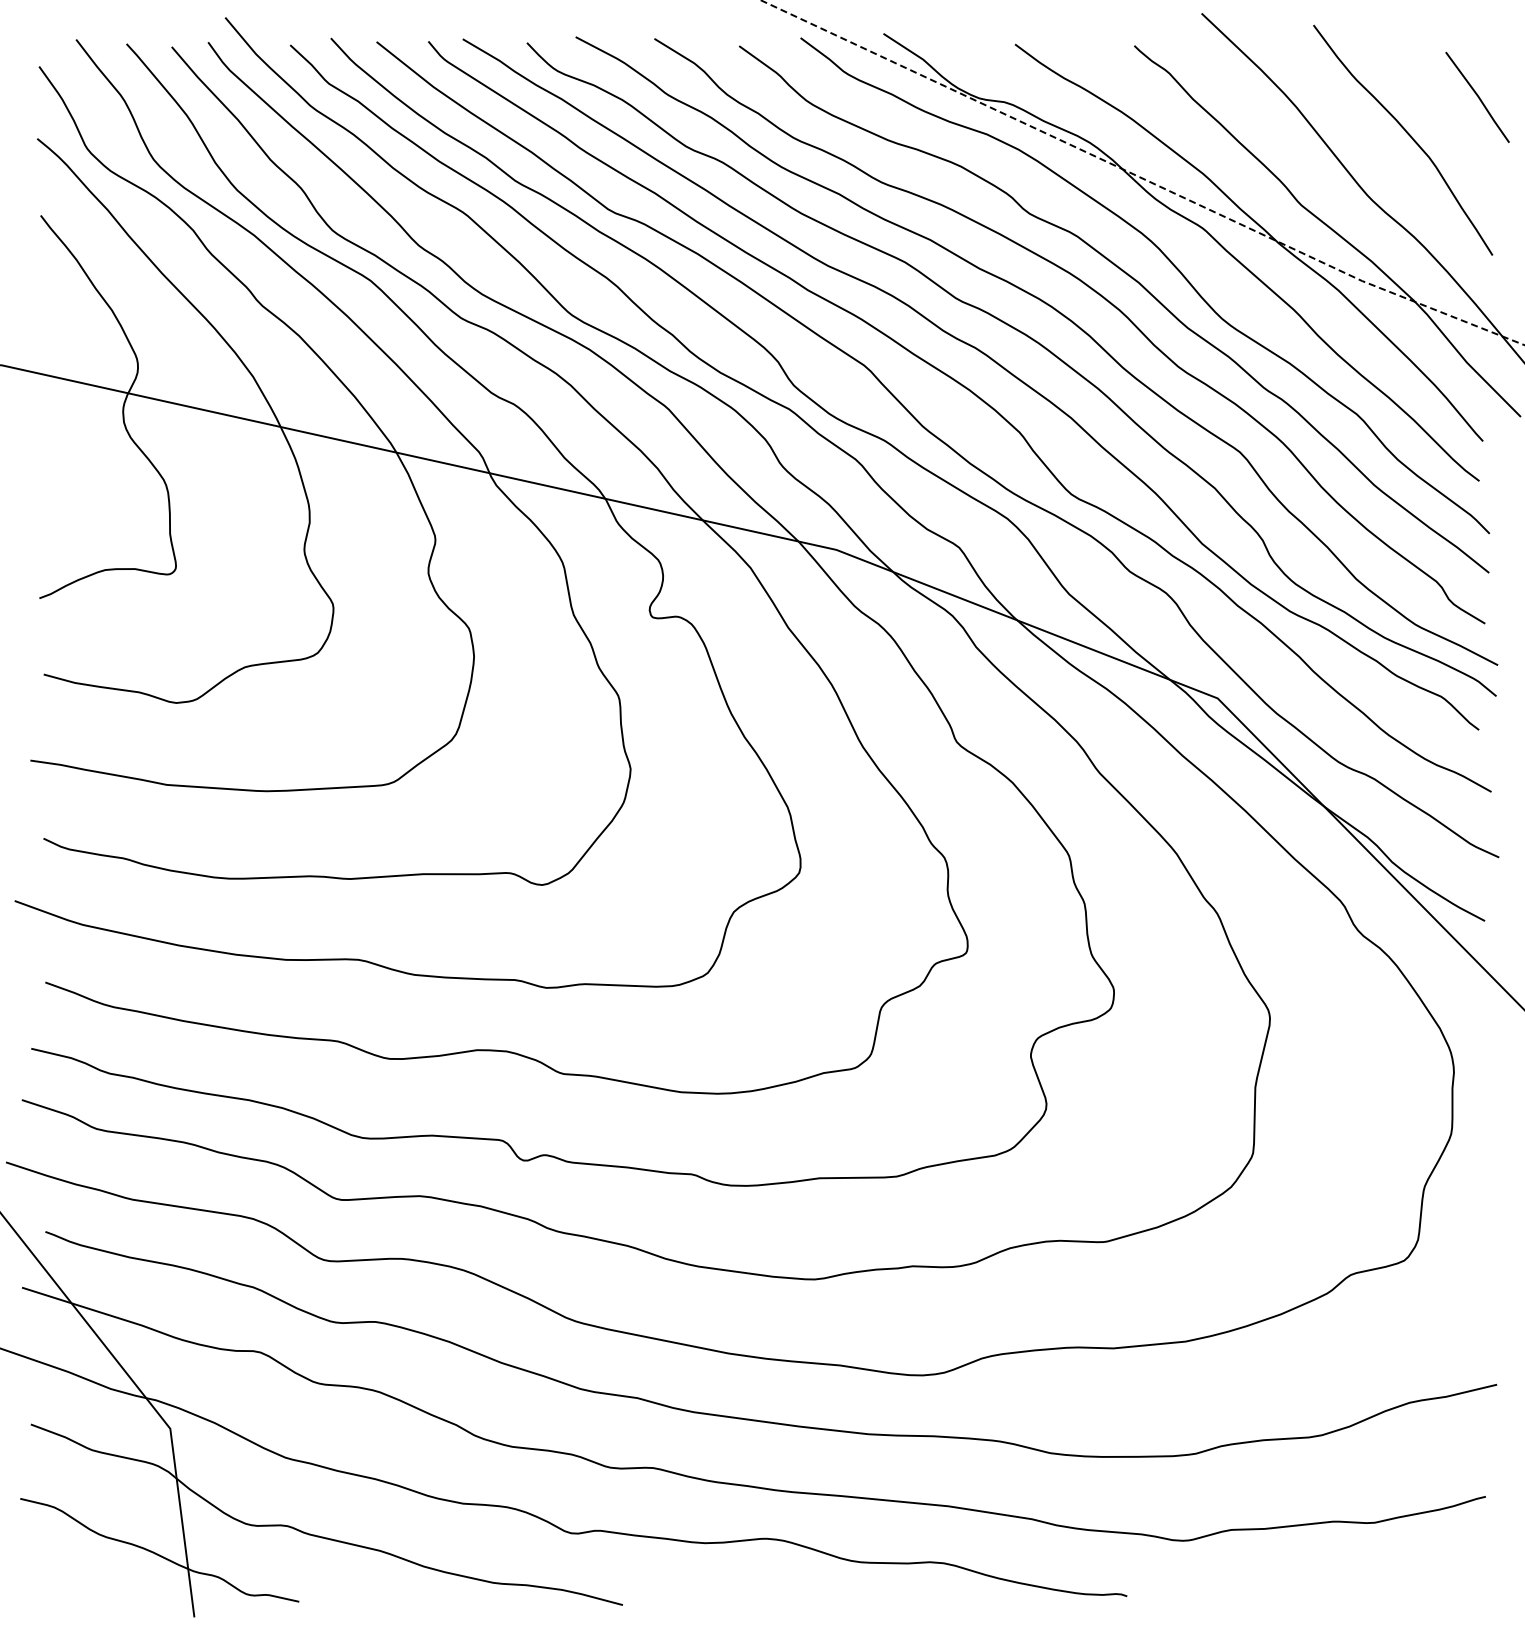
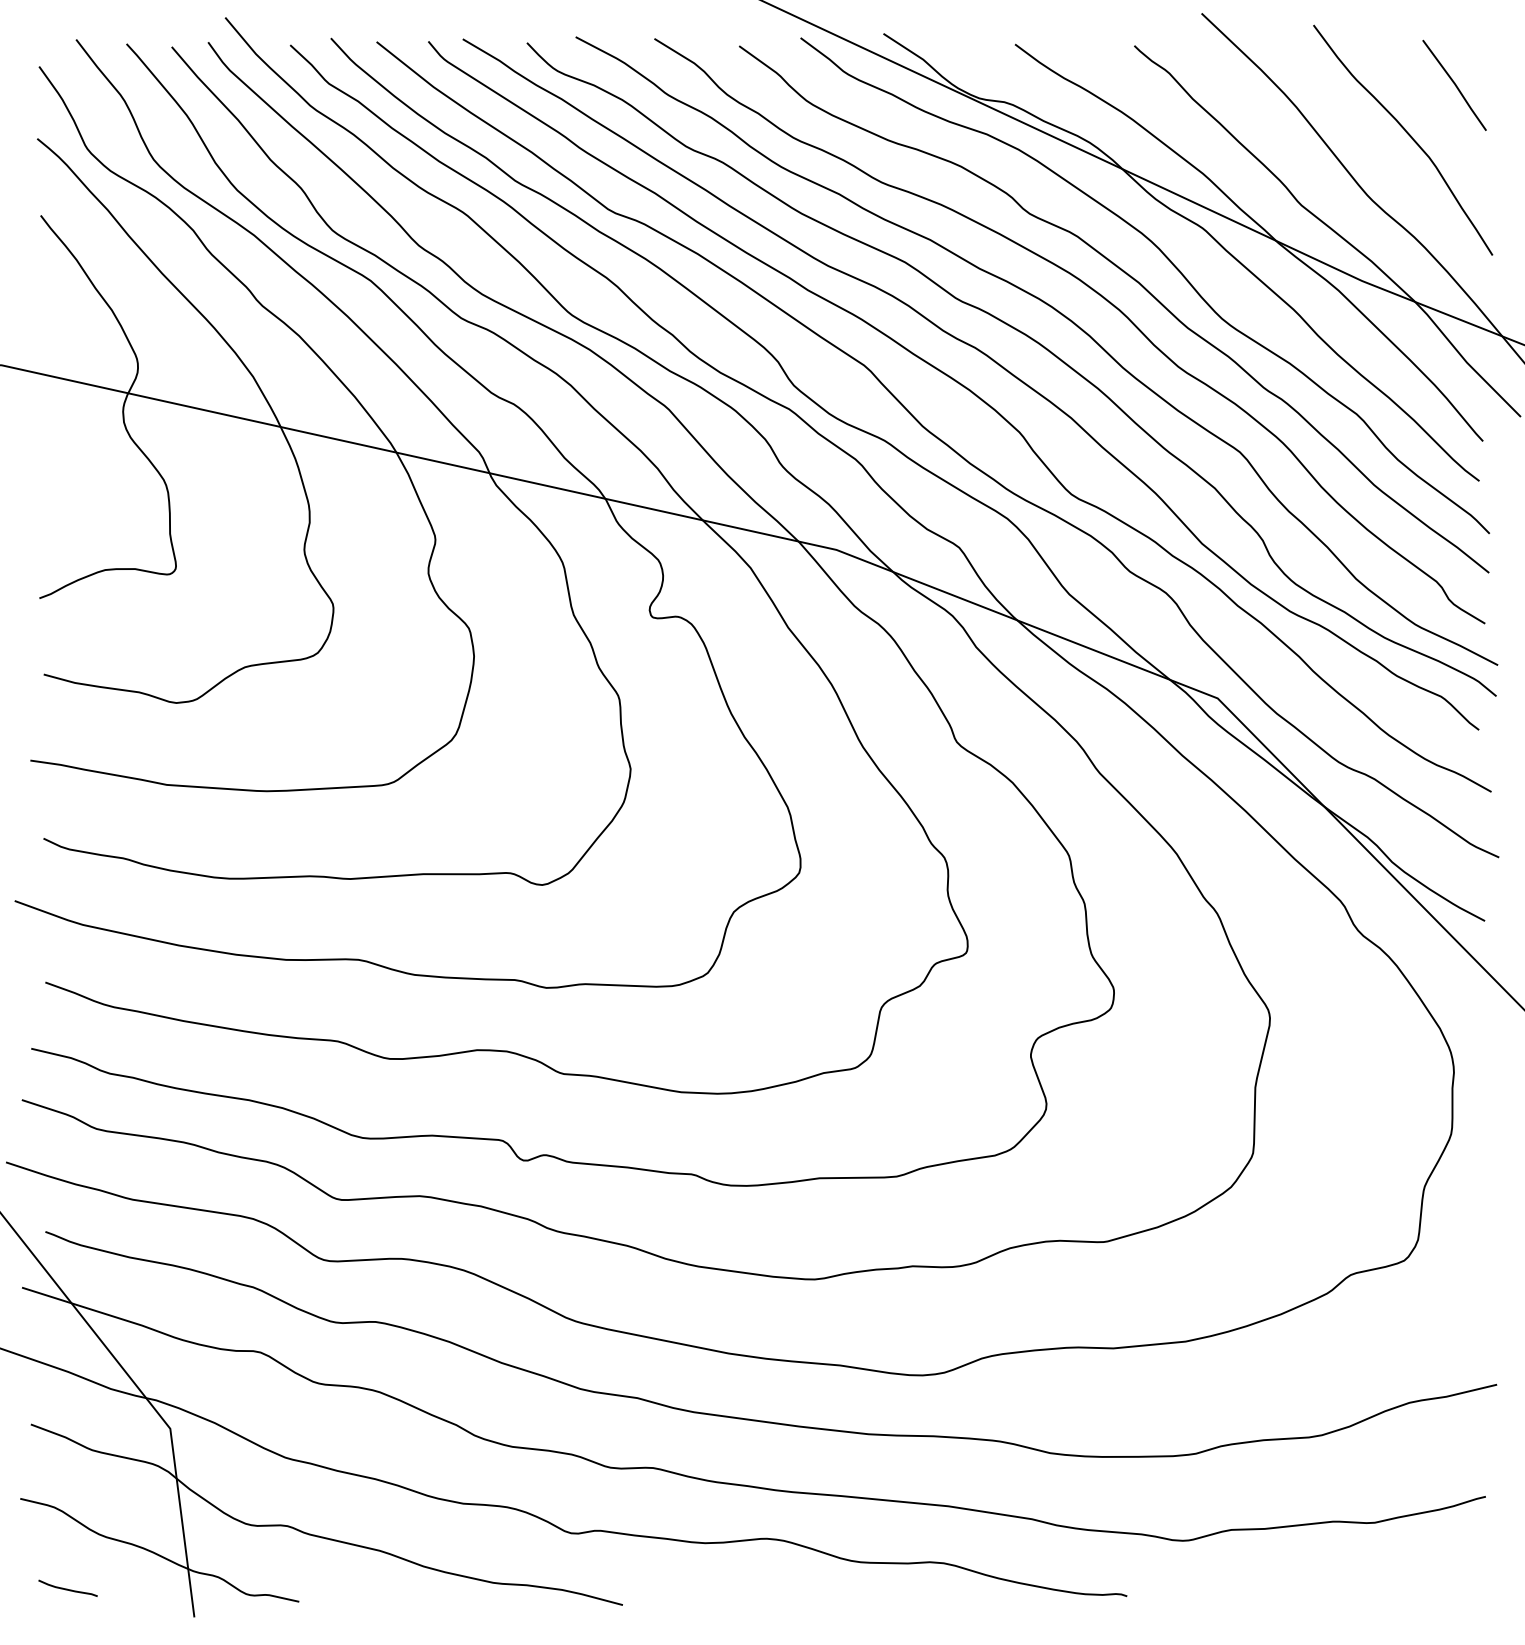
line position: (1477, 96) -> (1454, 84) (1454, 84)
line: dashed -> solid (1141, 177)
curve: none -> present (67, 1588)
